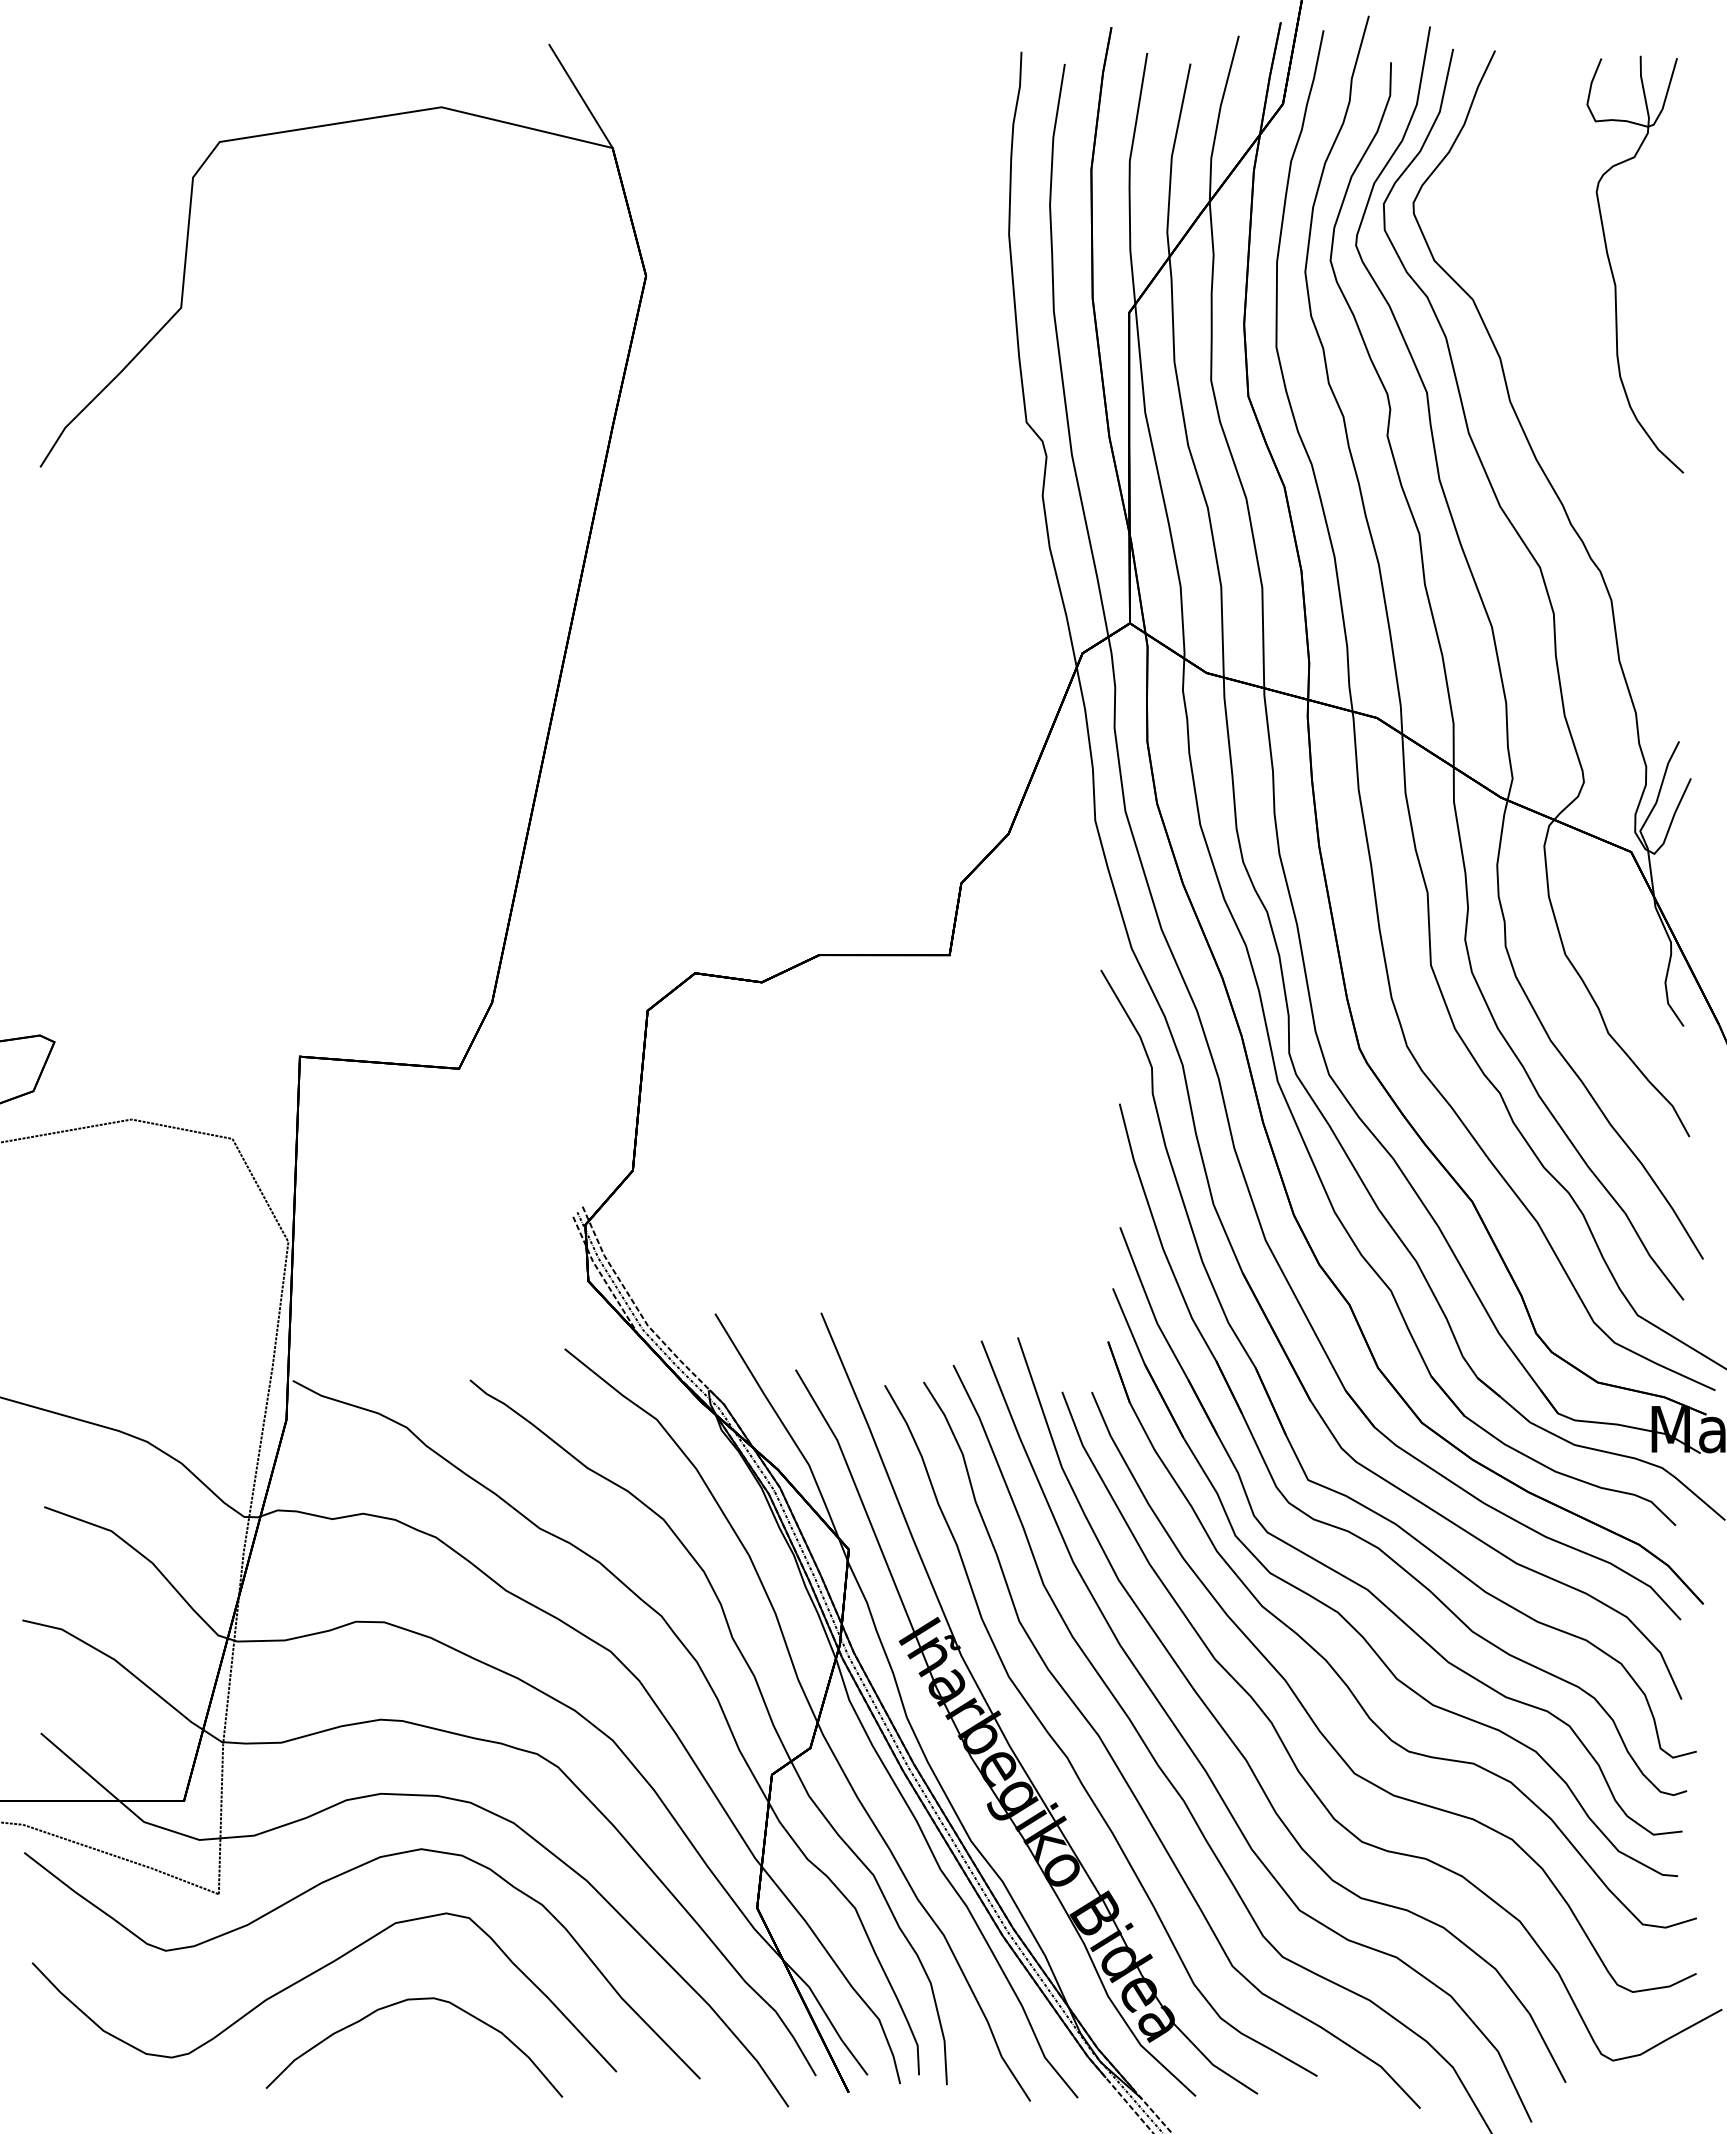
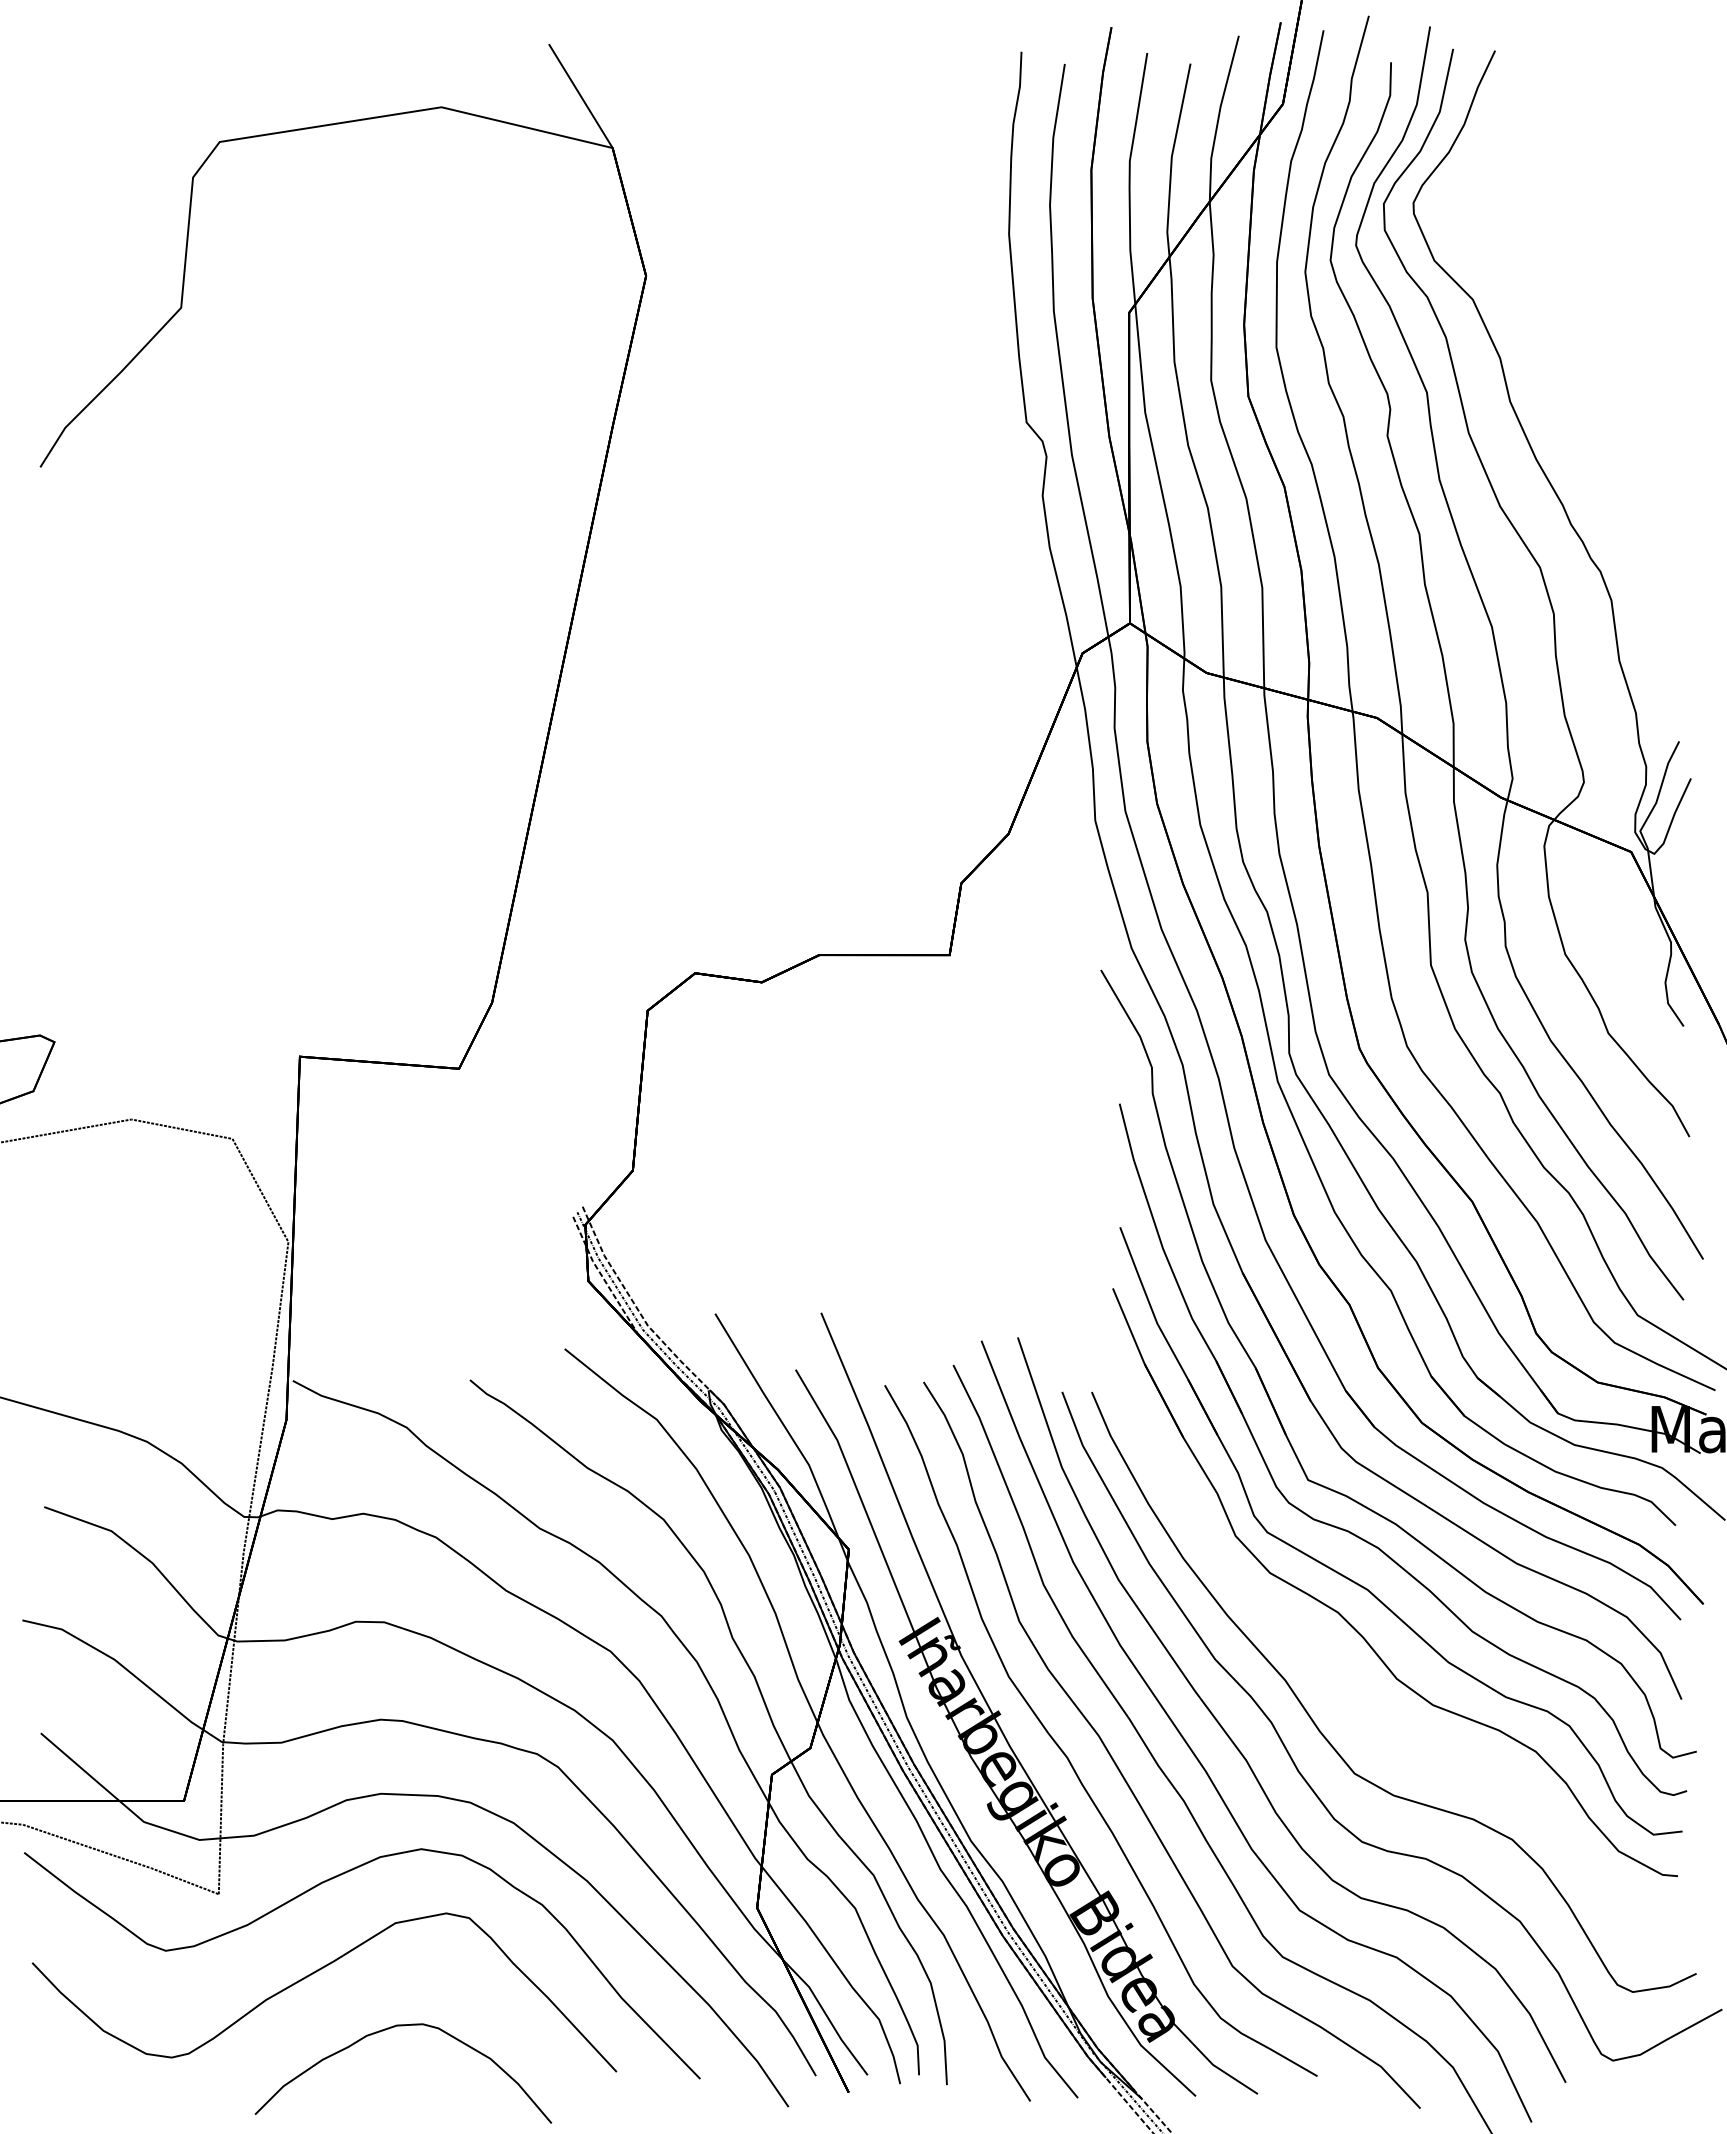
part: present -> none (1612, 269)
part: present -> none (1347, 1684)
curve position: (399, 2003) -> (388, 2029) (388, 2029)
